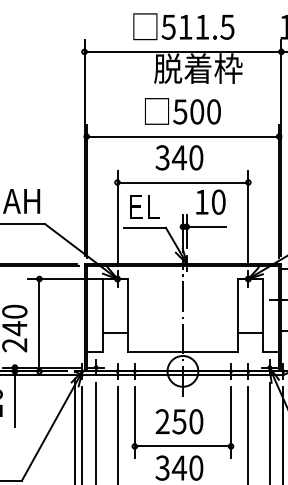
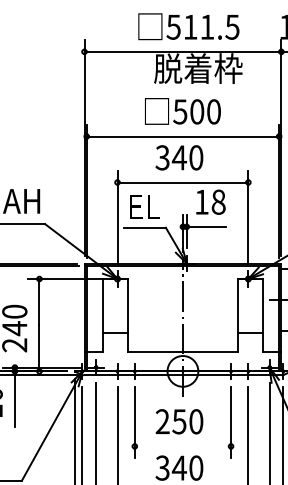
text position: (183, 26) -> (188, 26) (188, 26)
text: 10 -> 18 (218, 202)
line: present -> none (182, 446)
